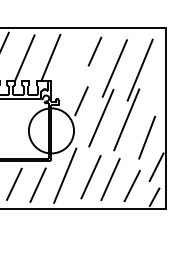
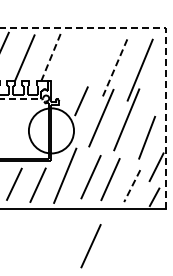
line: solid -> dashed (165, 34)
line: present -> none (94, 51)
line: solid -> dashed (50, 57)
line: solid -> dashed (114, 68)
line: solid -> dashed (21, 99)
line: solid -> dashed (132, 186)
line: none -> present (90, 246)
